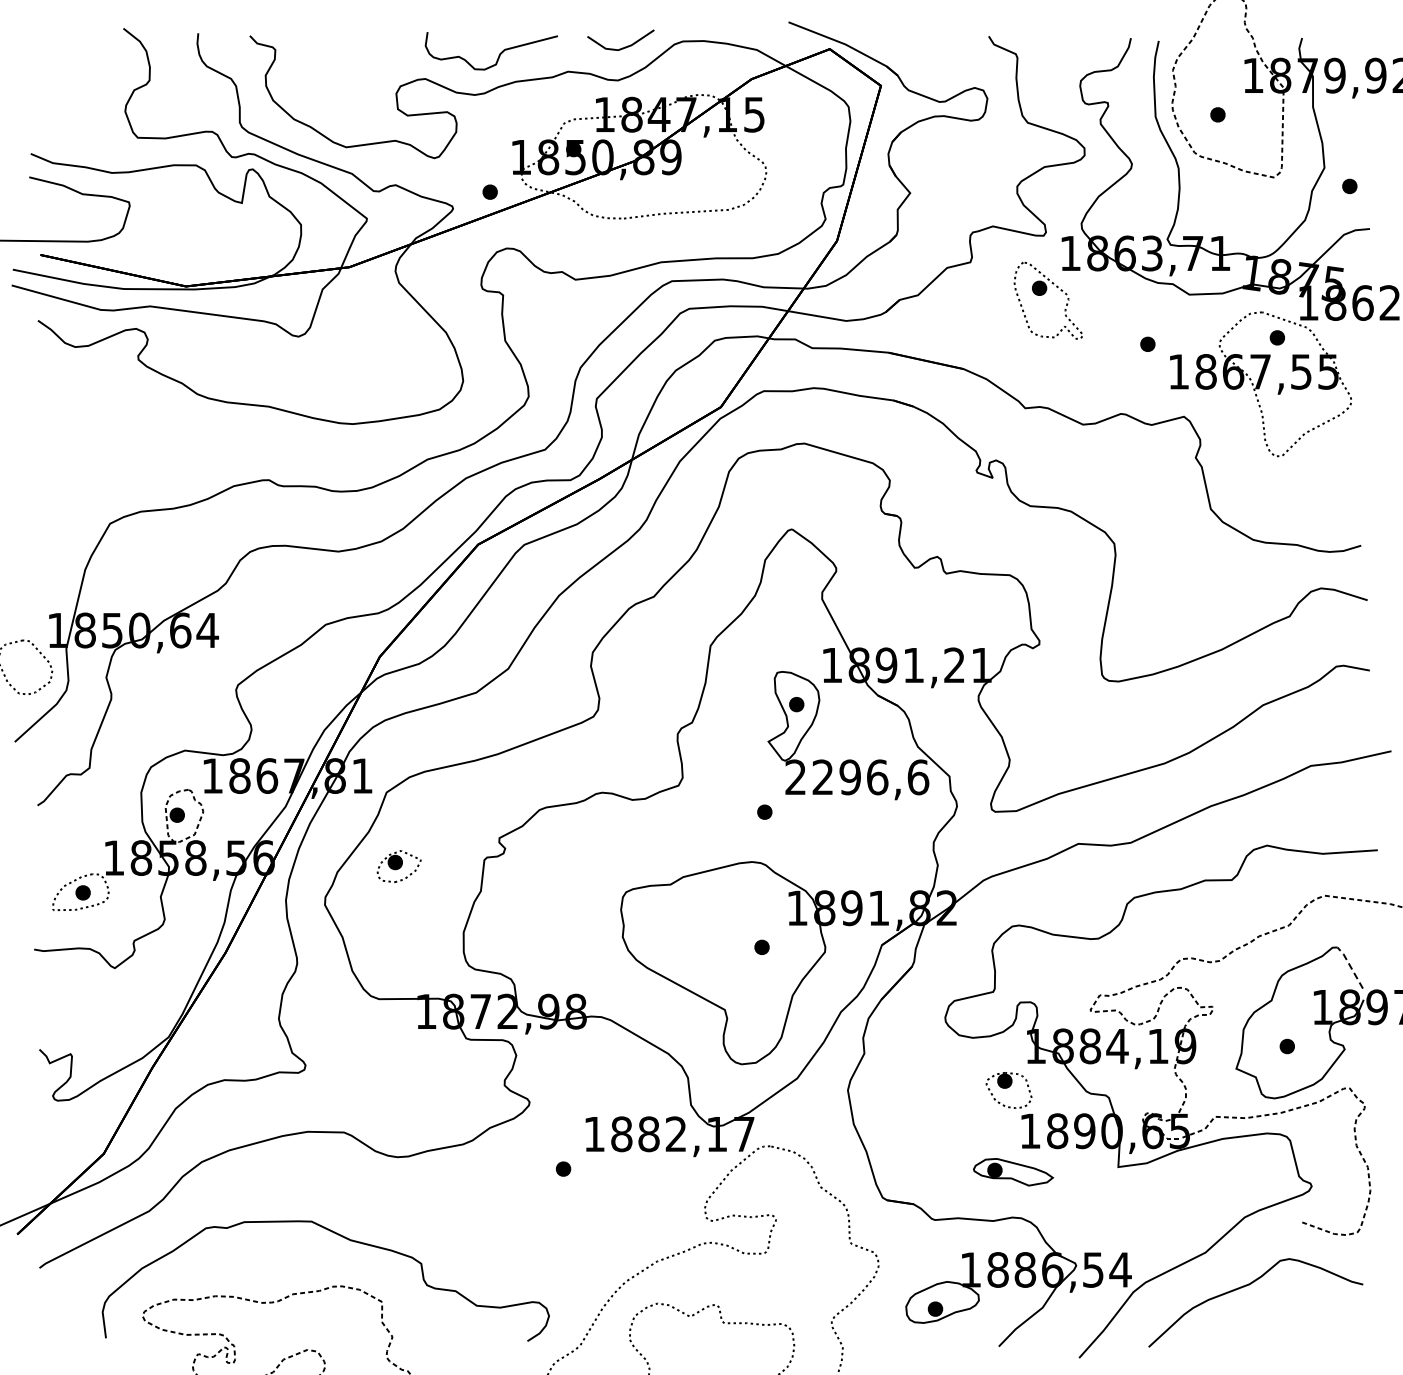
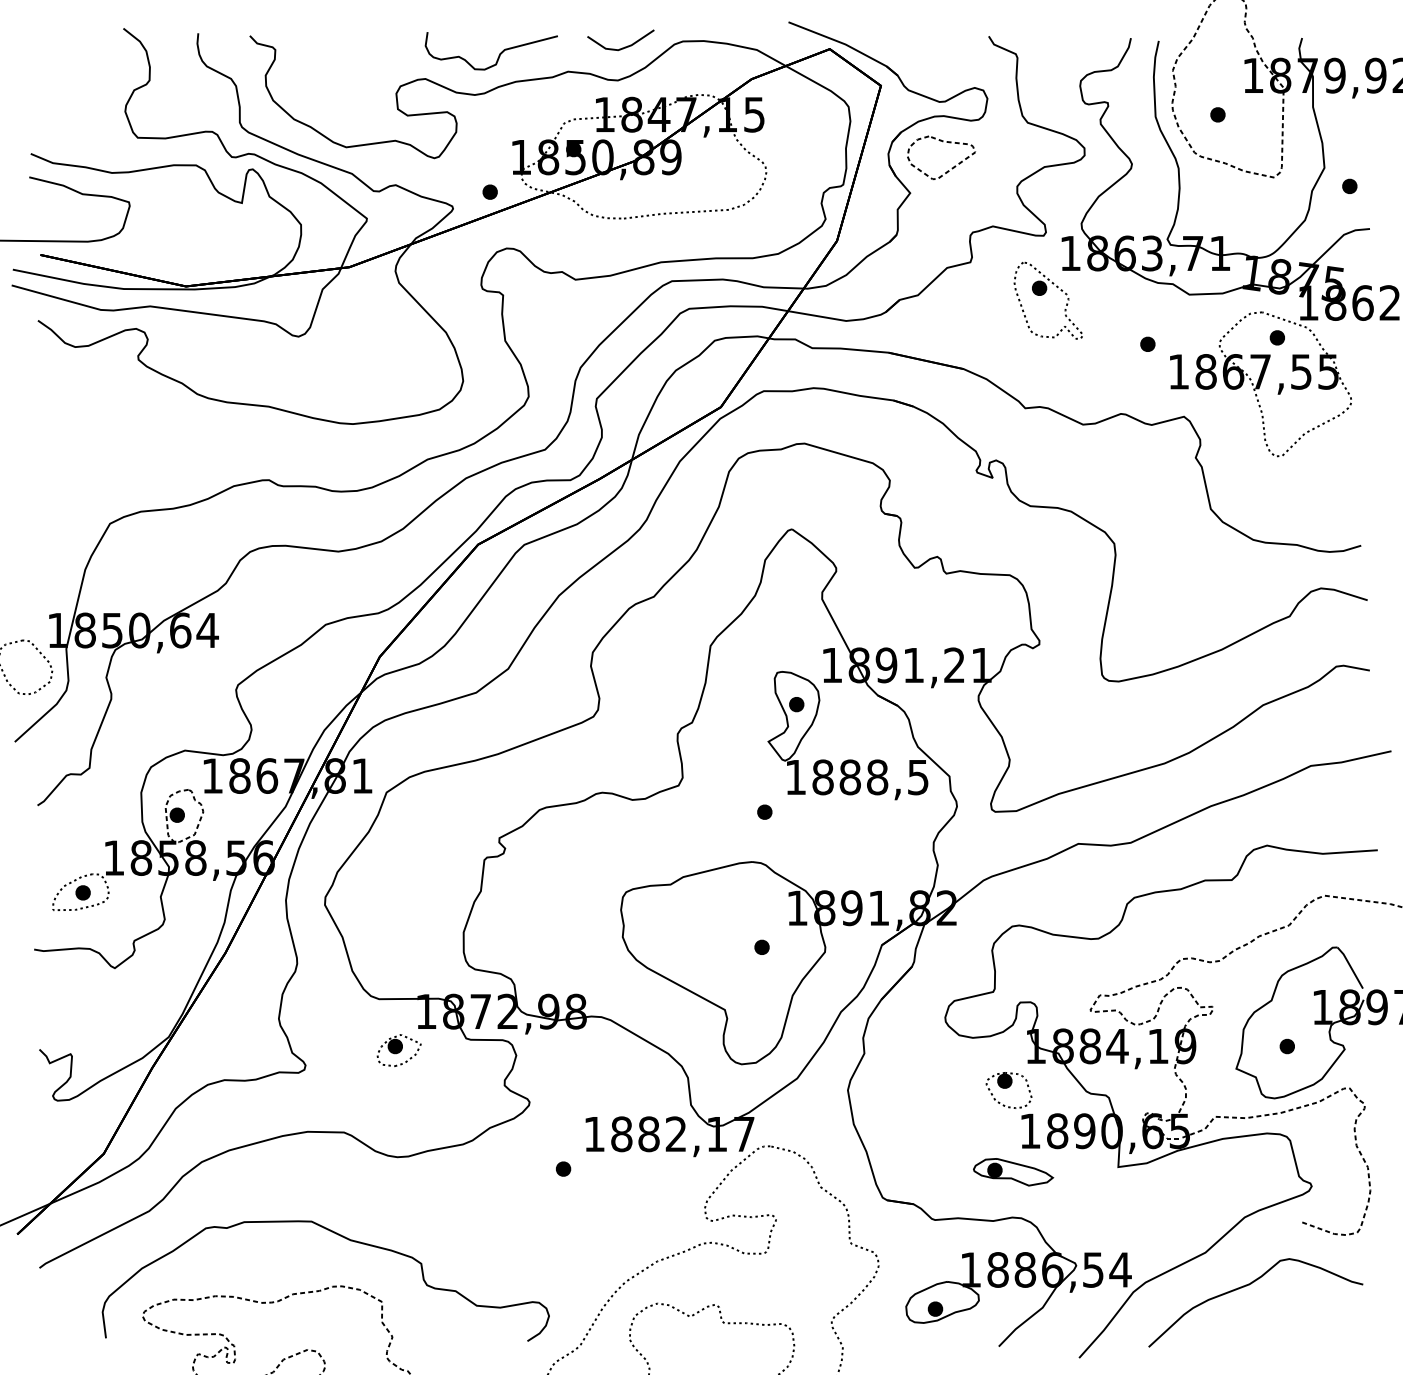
part: none -> present (947, 170)
text: 2296,6 -> 1888,5 (857, 777)
part position: (398, 866) -> (398, 1050) (398, 1050)
line: dashed -> solid (1350, 966)
